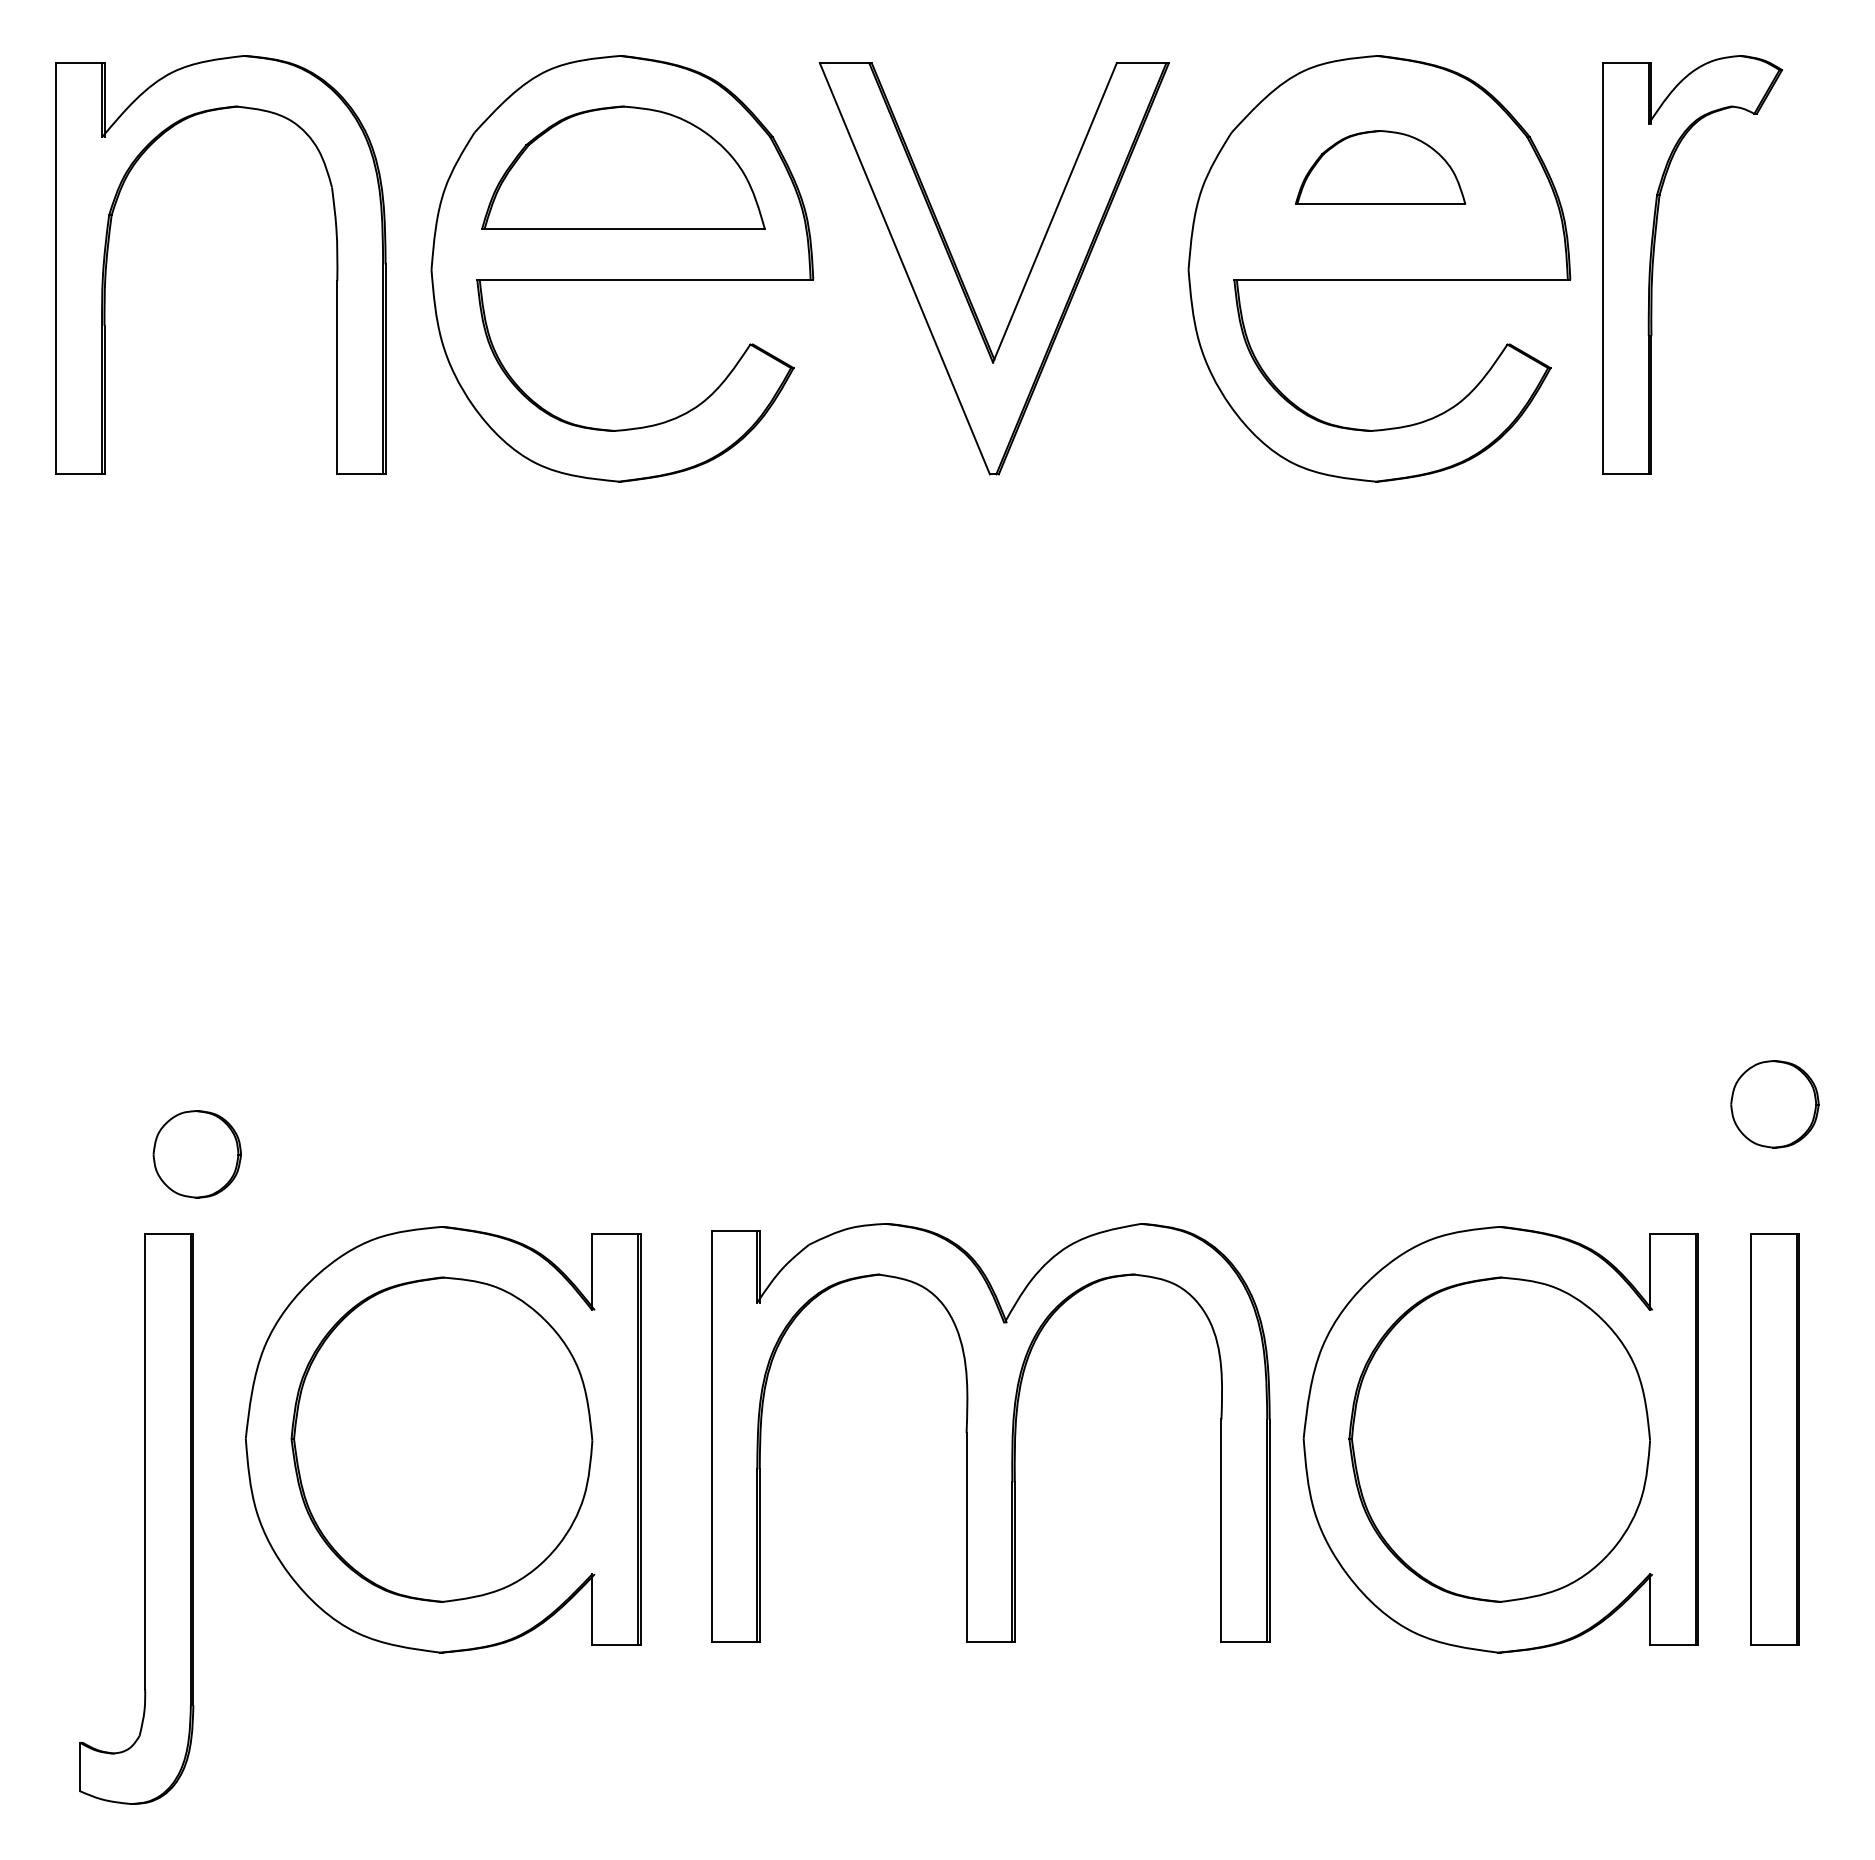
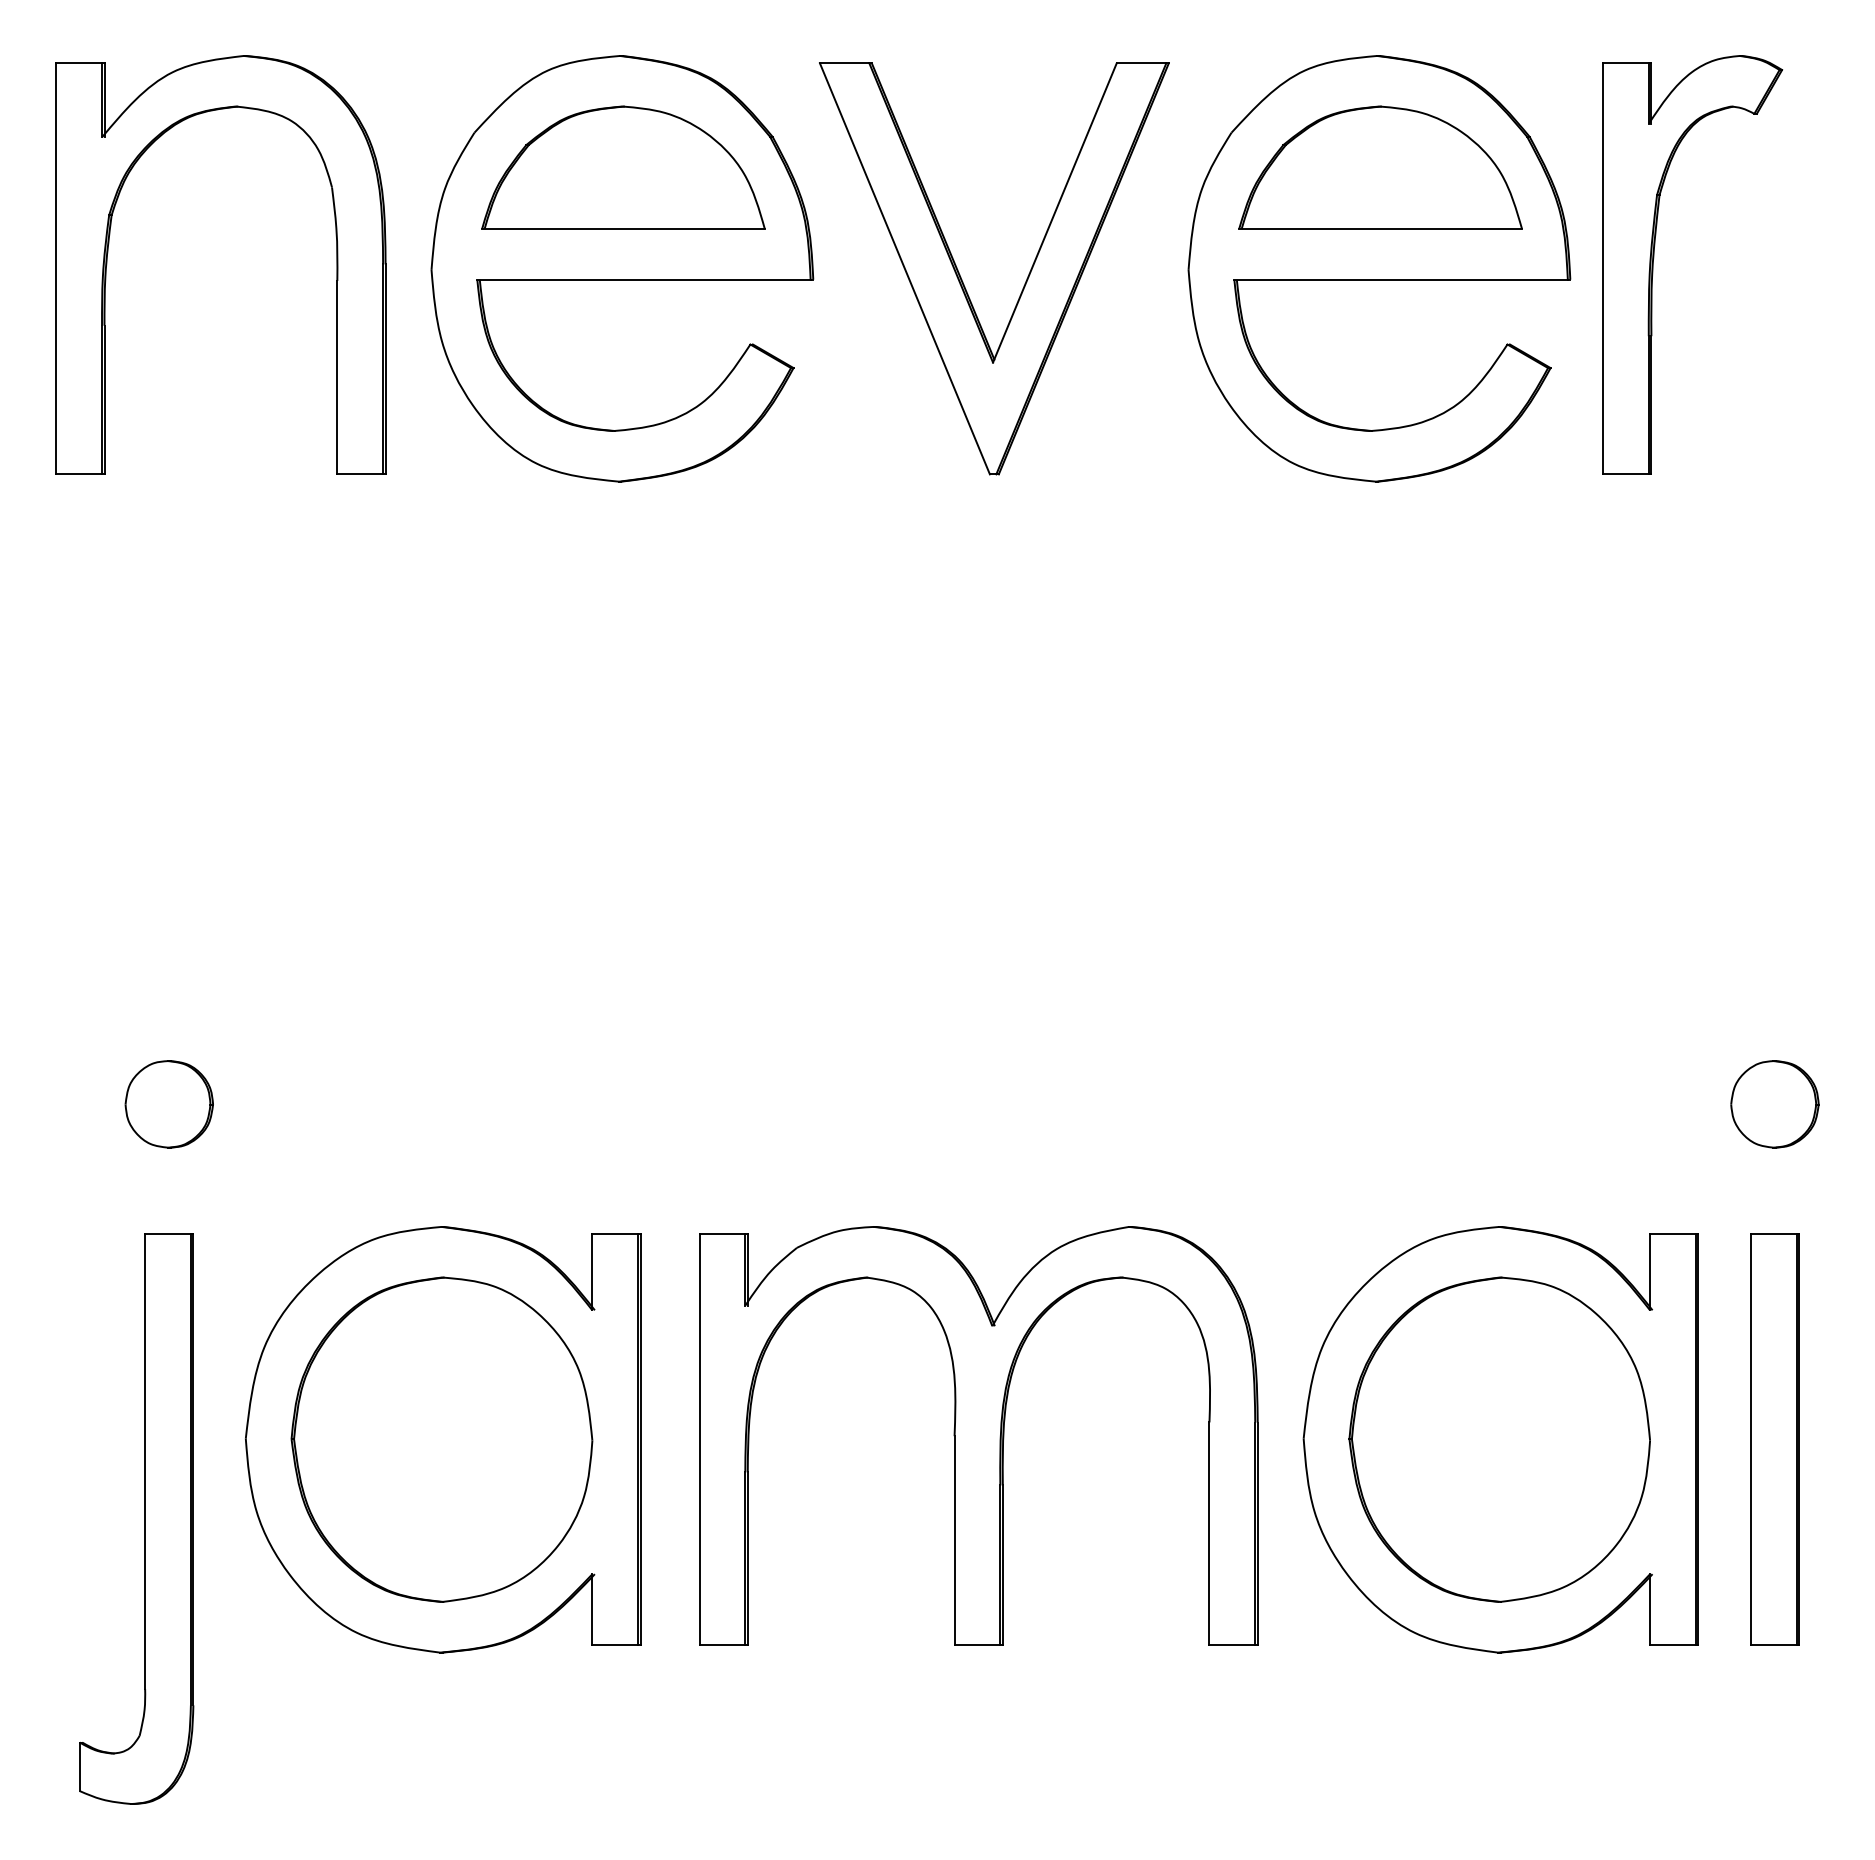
part size: 172x75 px -> 285x125 px (1380, 167)
part position: (196, 1154) -> (168, 1104) (168, 1104)
part position: (990, 1432) -> (978, 1435) (978, 1435)
